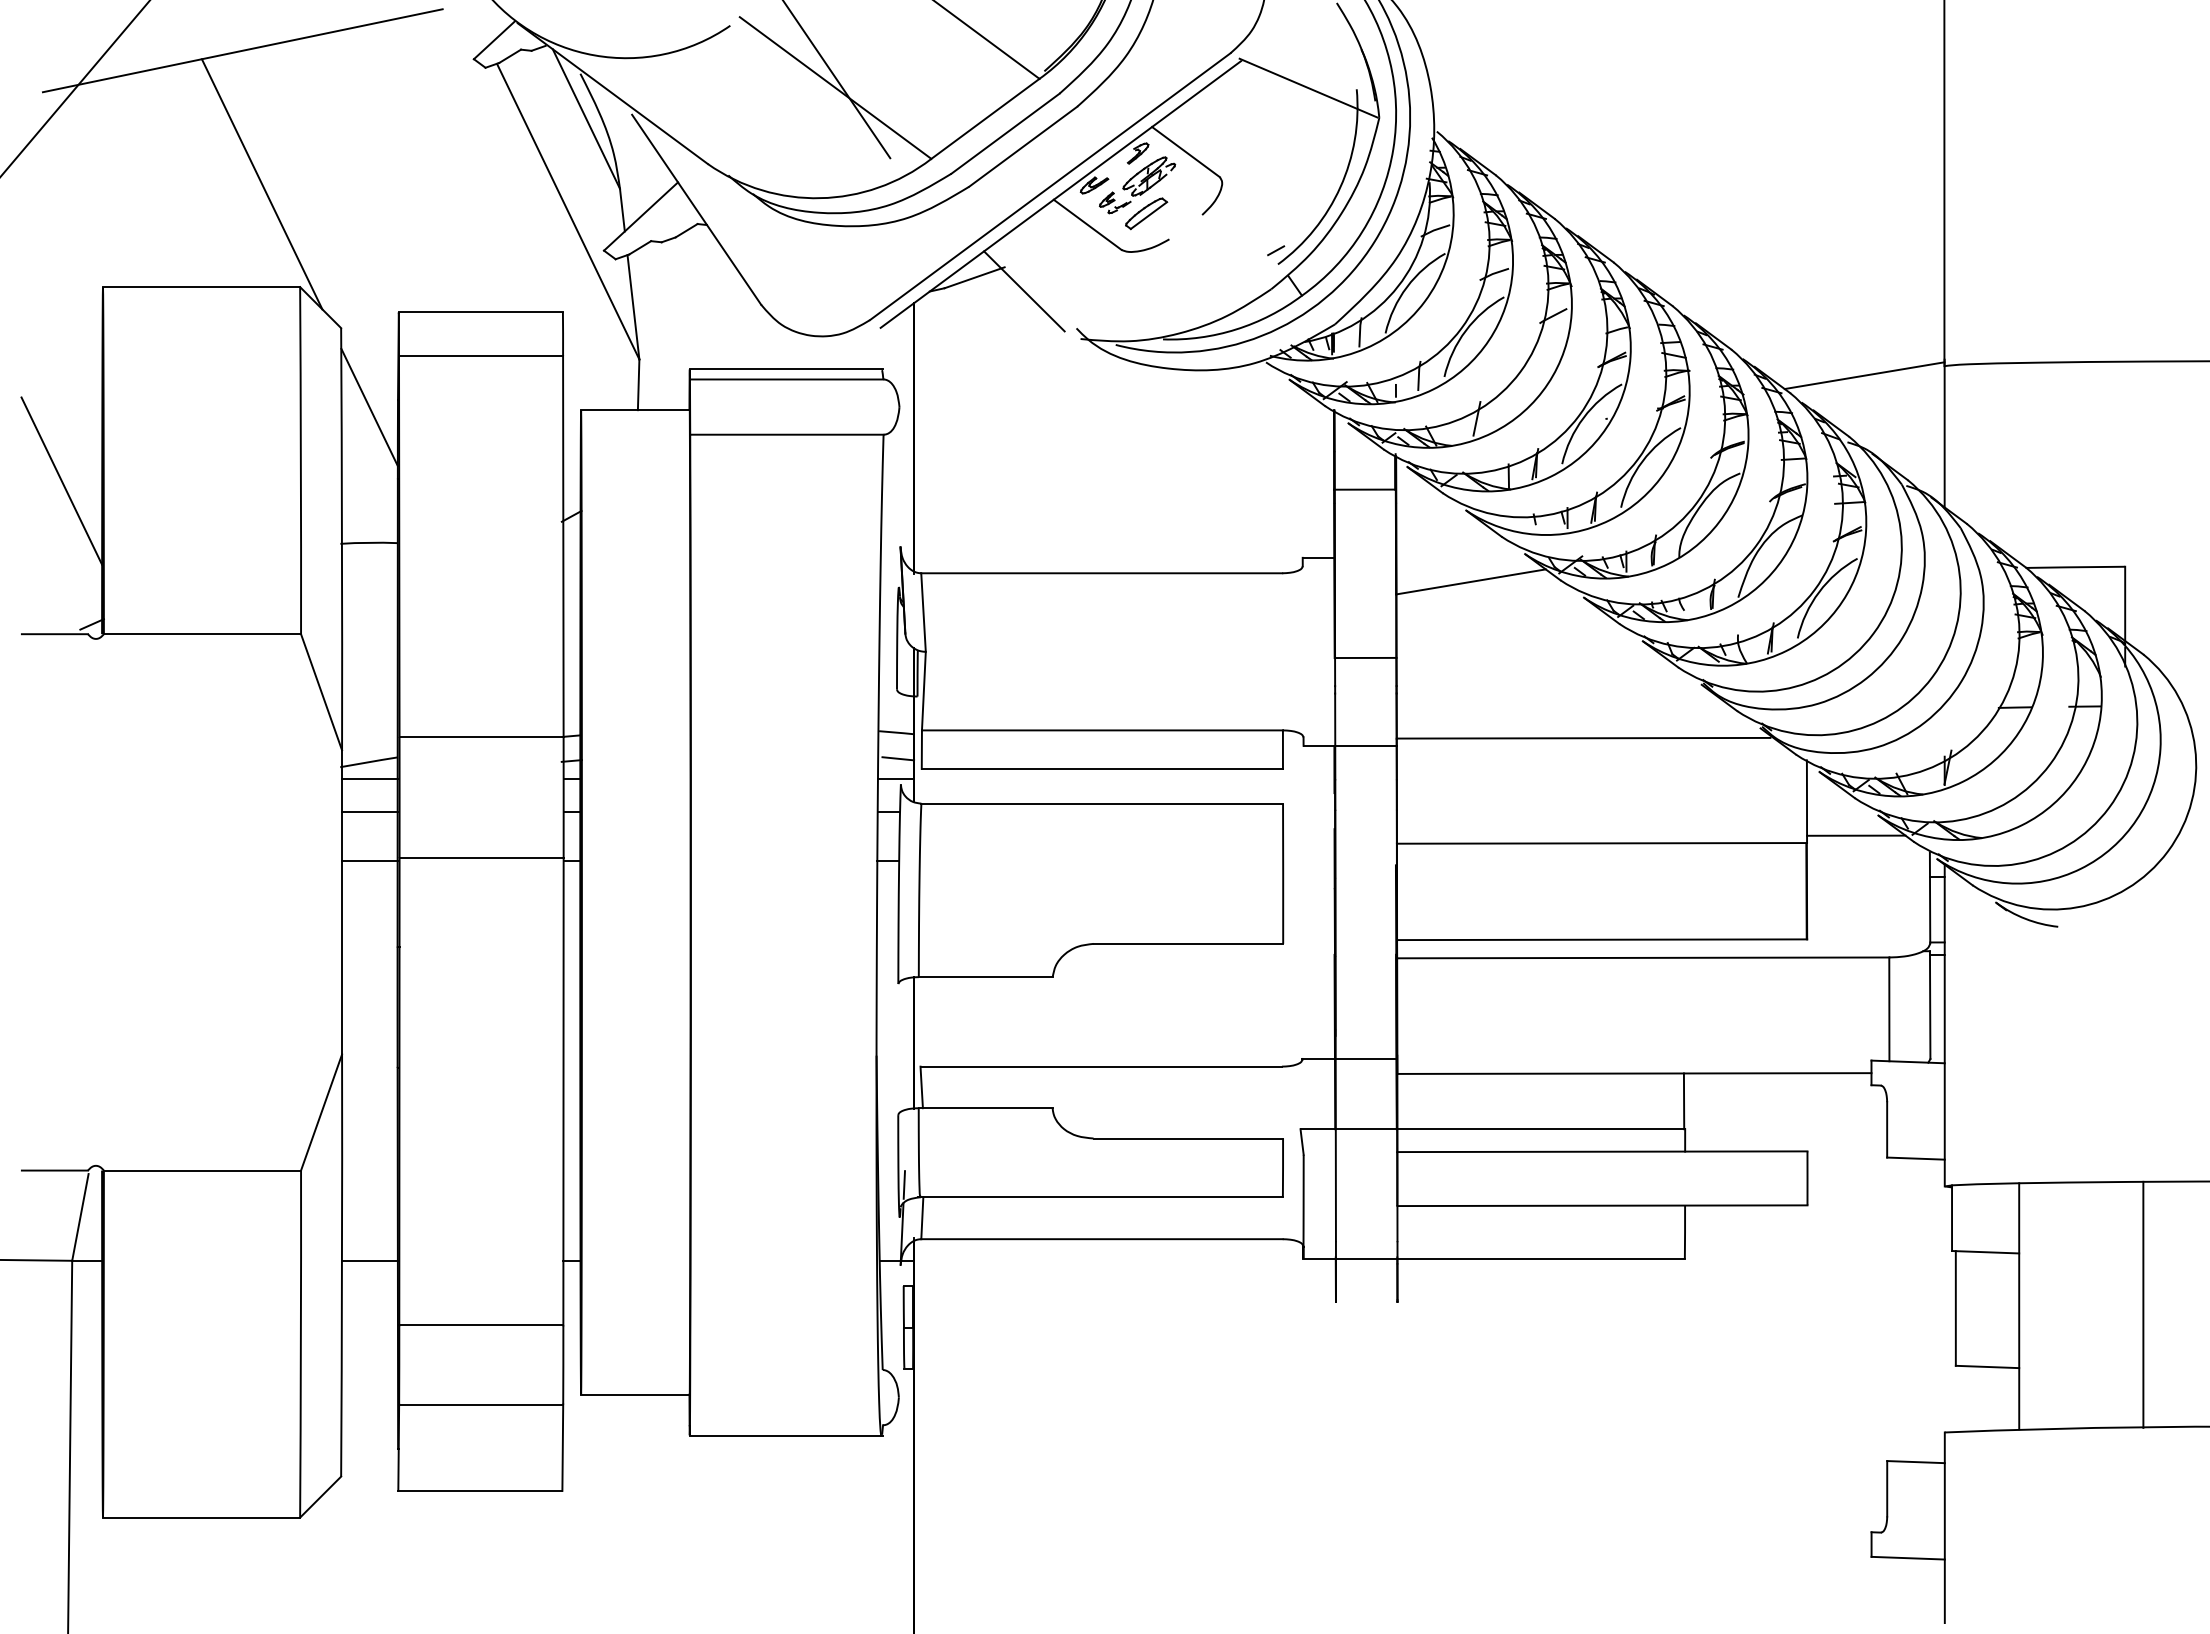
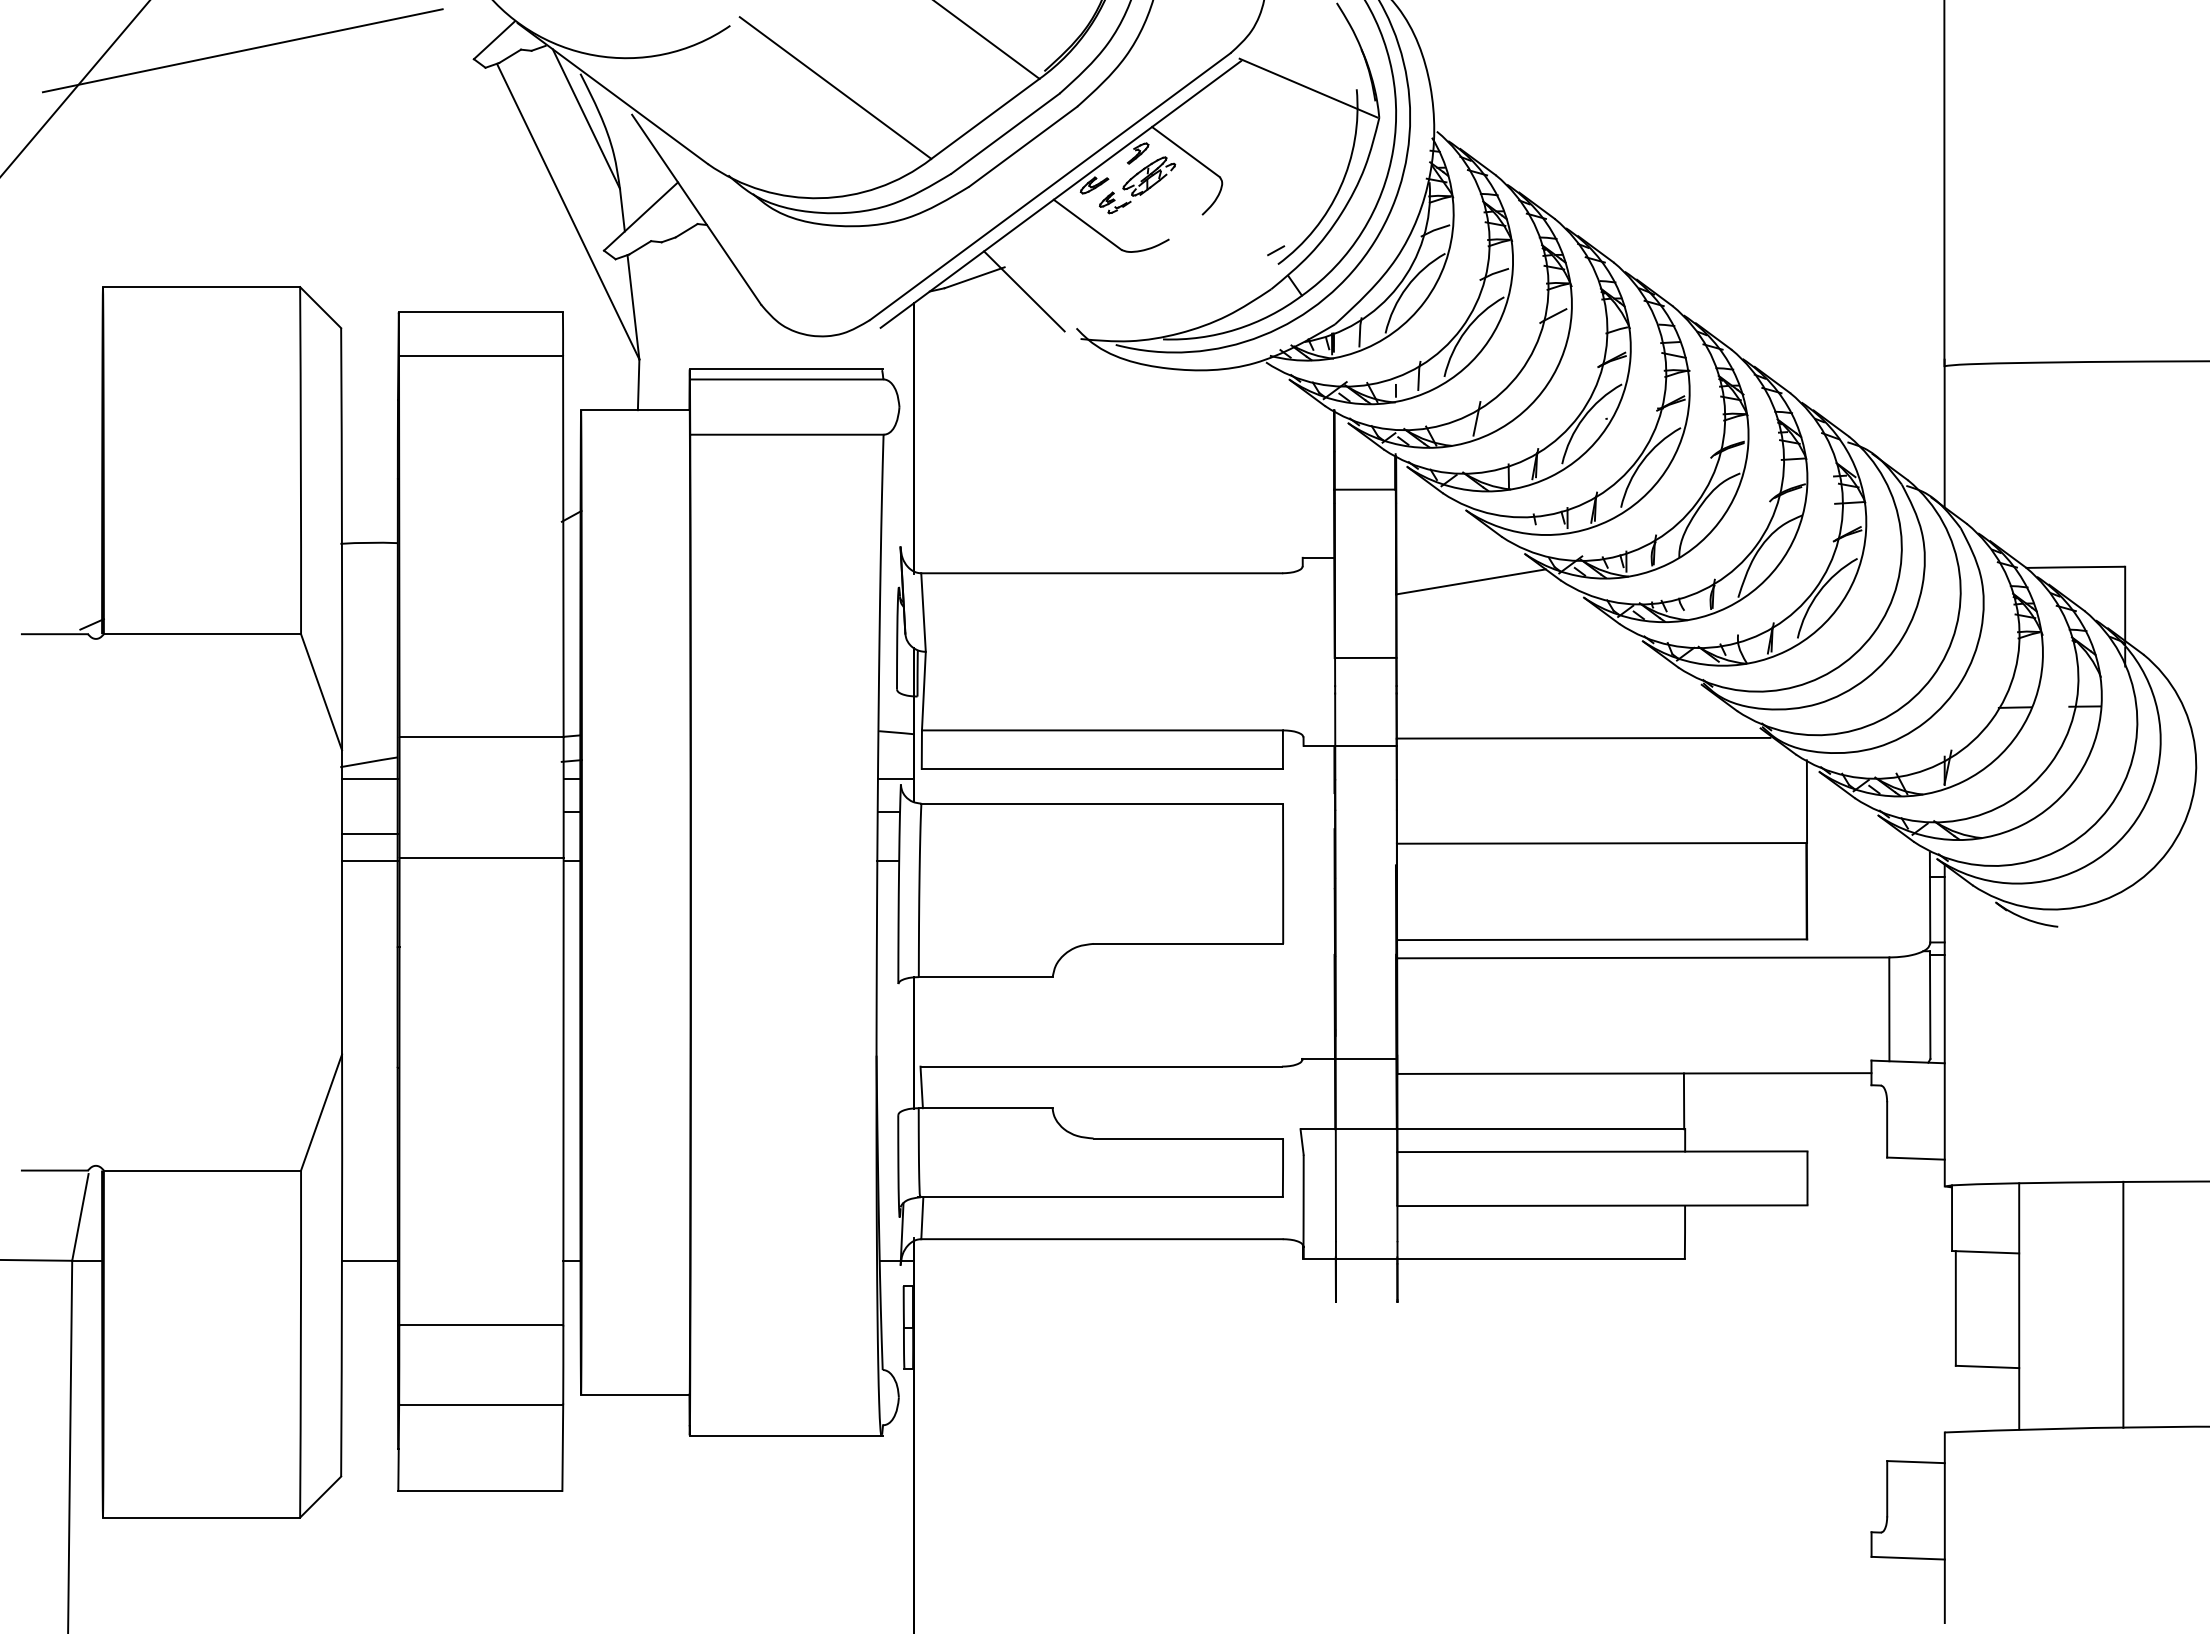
line: present -> none (837, 80)
line: present -> none (261, 184)
part: present -> none (1146, 213)
line: present -> none (1864, 375)
line: present -> none (369, 407)
line: present -> none (61, 480)
line: present -> none (898, 758)
line position: (369, 812) -> (369, 834) (369, 834)
line: present -> none (1856, 835)
line: present -> none (904, 1184)
line position: (2143, 1304) -> (2123, 1304) (2123, 1304)
